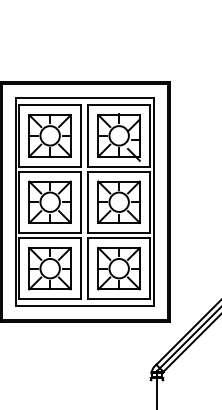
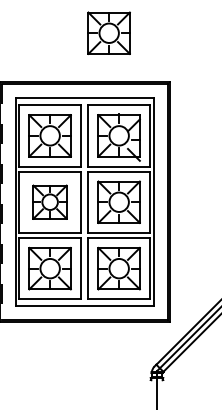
part: none -> present (108, 32)
part size: 44x44 px -> 36x36 px (49, 201)
line: solid -> dashed (1, 202)
